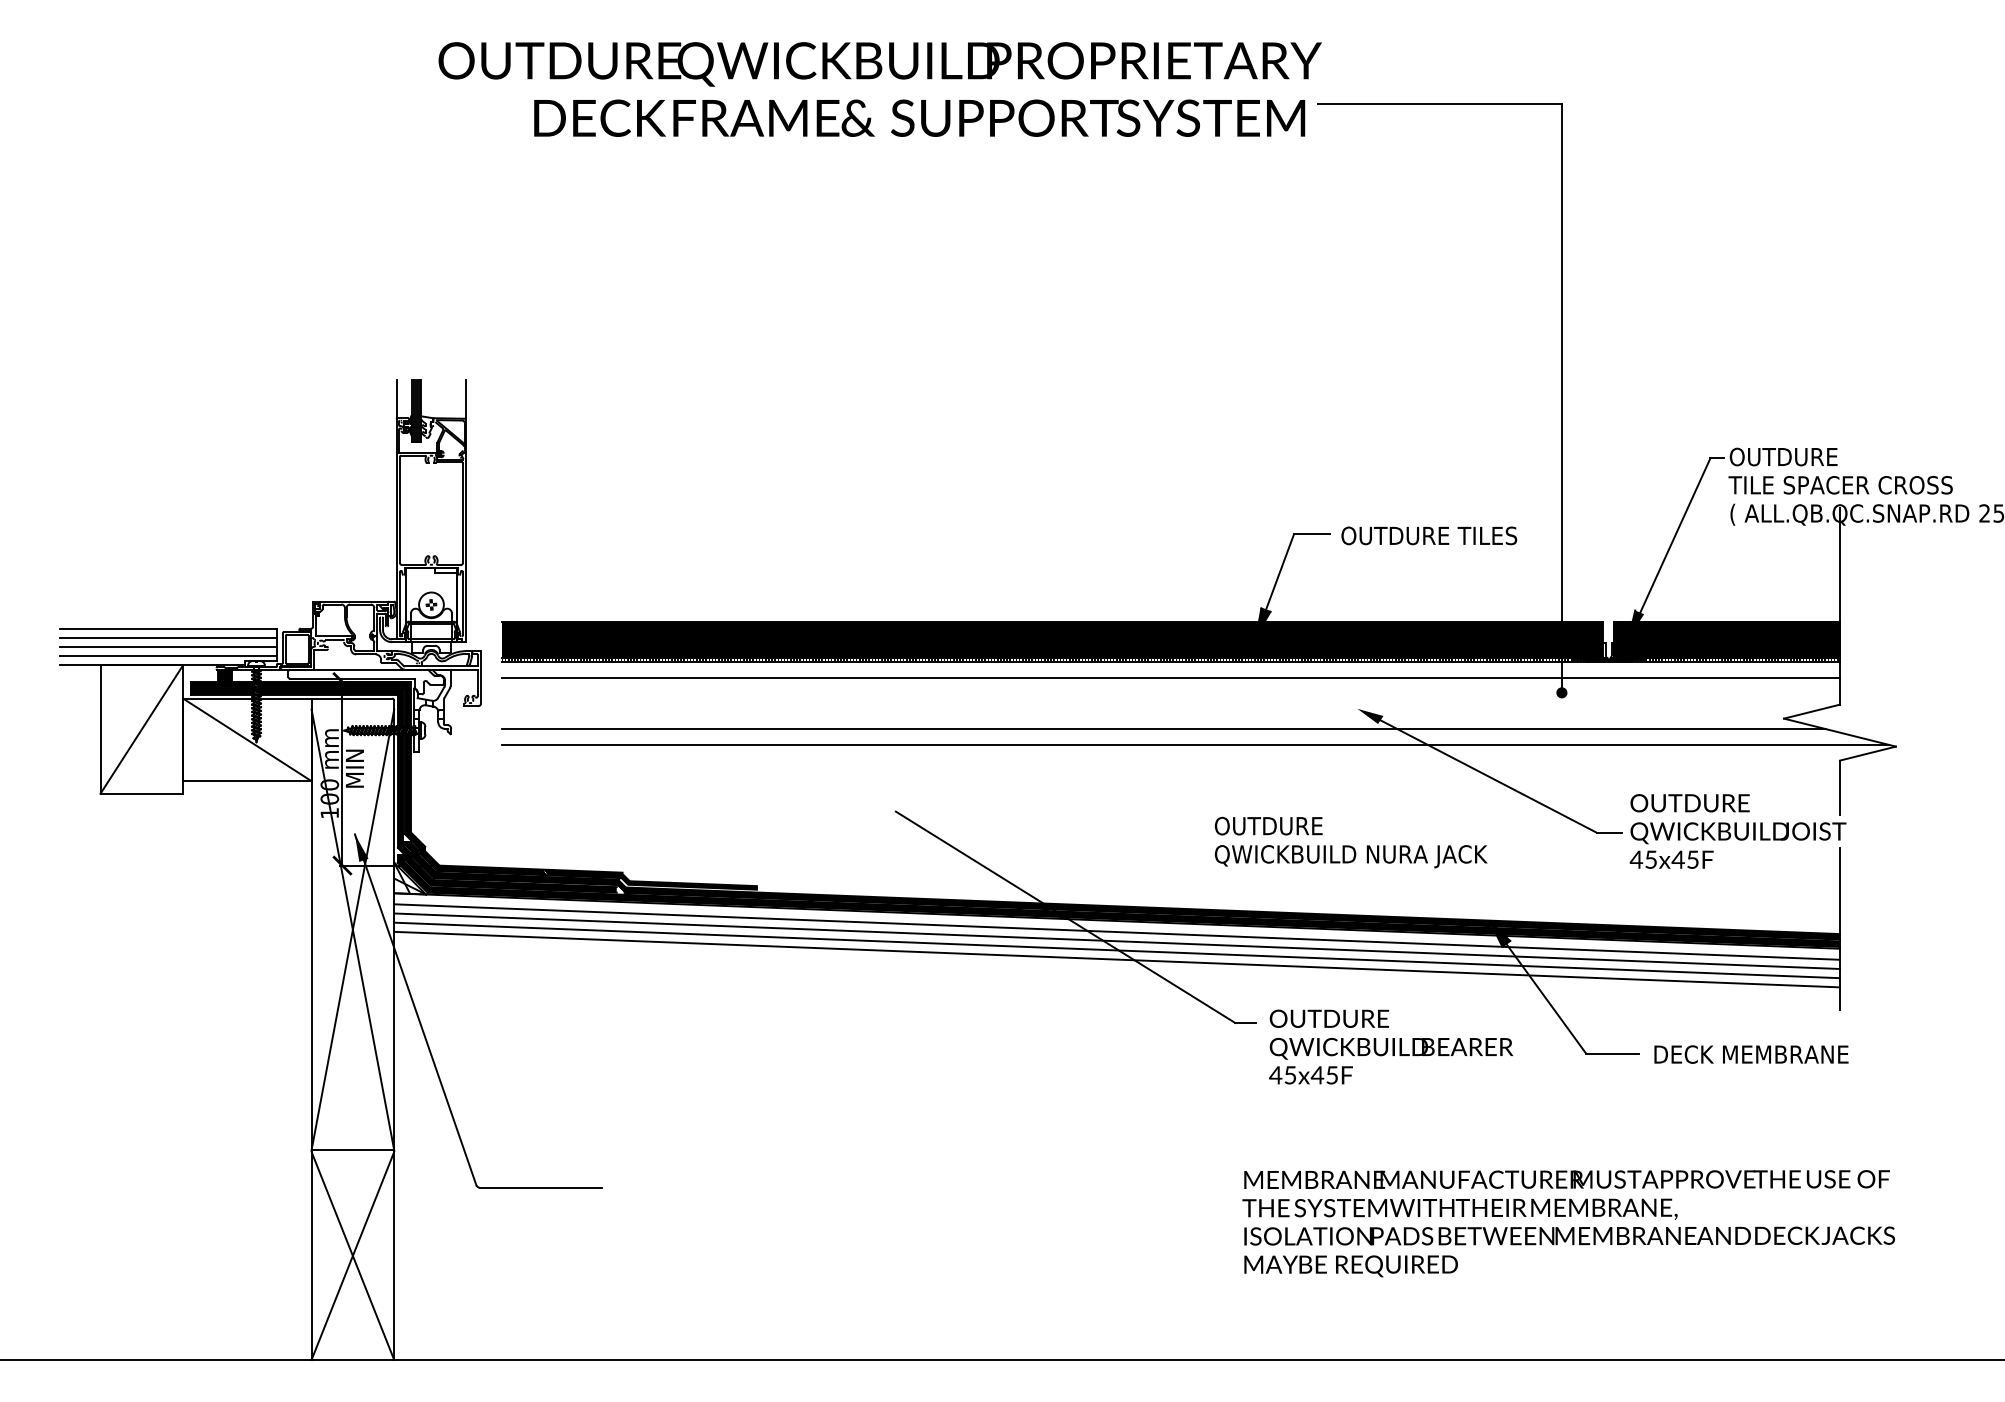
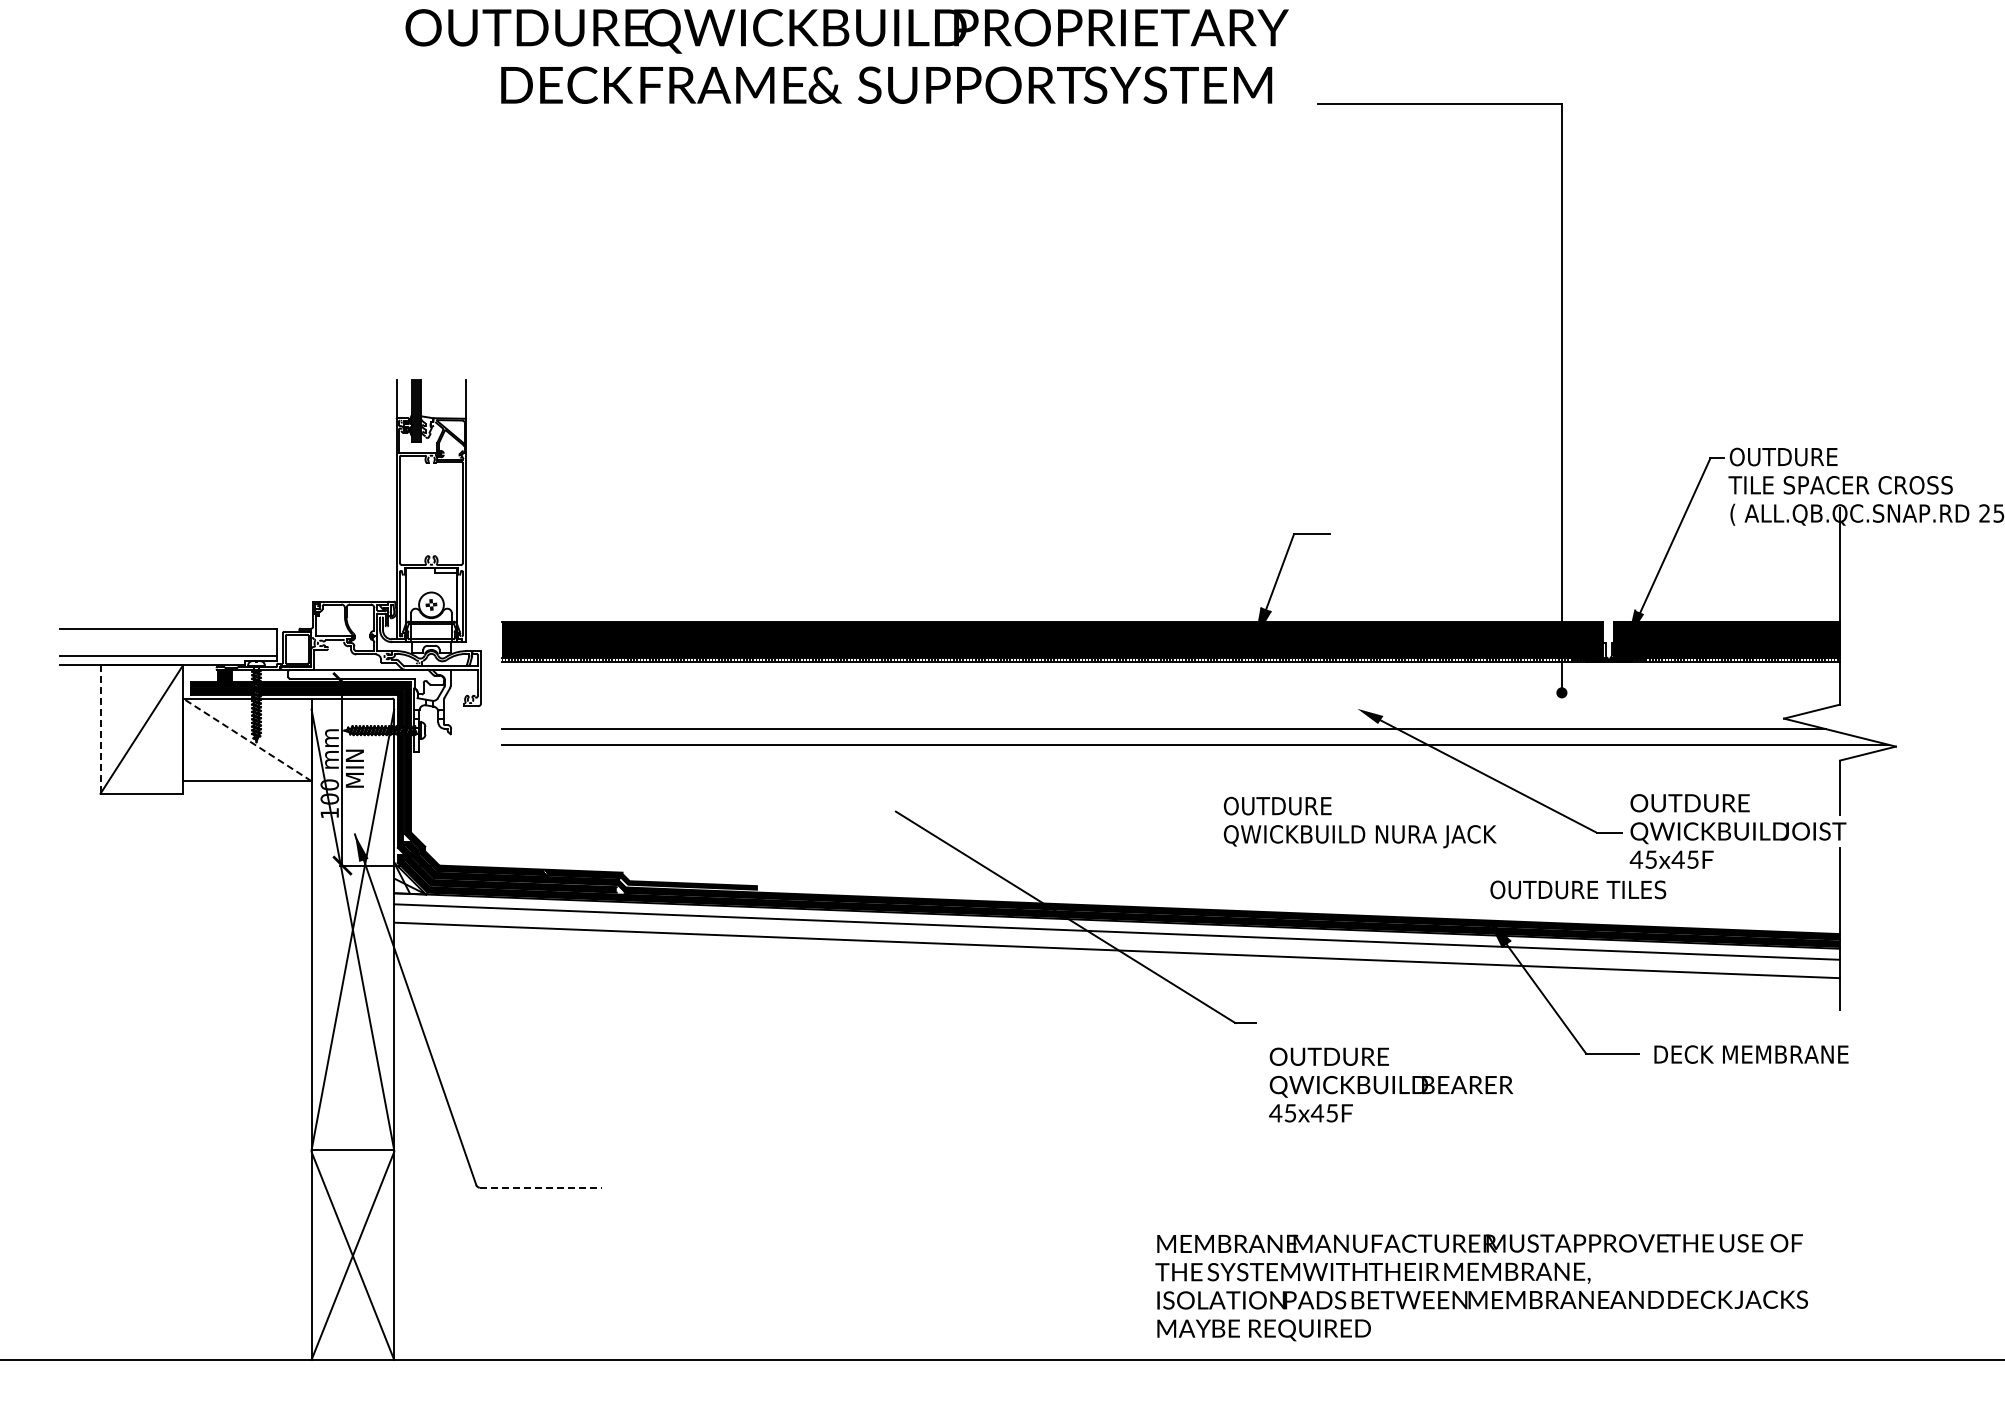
text position: (879, 89) -> (846, 56) (846, 56)
text position: (1429, 535) -> (1578, 889) (1578, 889)
line: present -> none (168, 637)
line: present -> none (168, 646)
line: present -> none (1170, 677)
line: solid -> dashed (100, 730)
line: solid -> dashed (246, 739)
text position: (1350, 842) -> (1359, 822) (1359, 822)
line: present -> none (1116, 940)
line: present -> none (1116, 959)
text position: (1391, 1046) -> (1391, 1084) (1391, 1084)
line: solid -> dashed (541, 1187)
text position: (1568, 1223) -> (1481, 1287) (1481, 1287)
